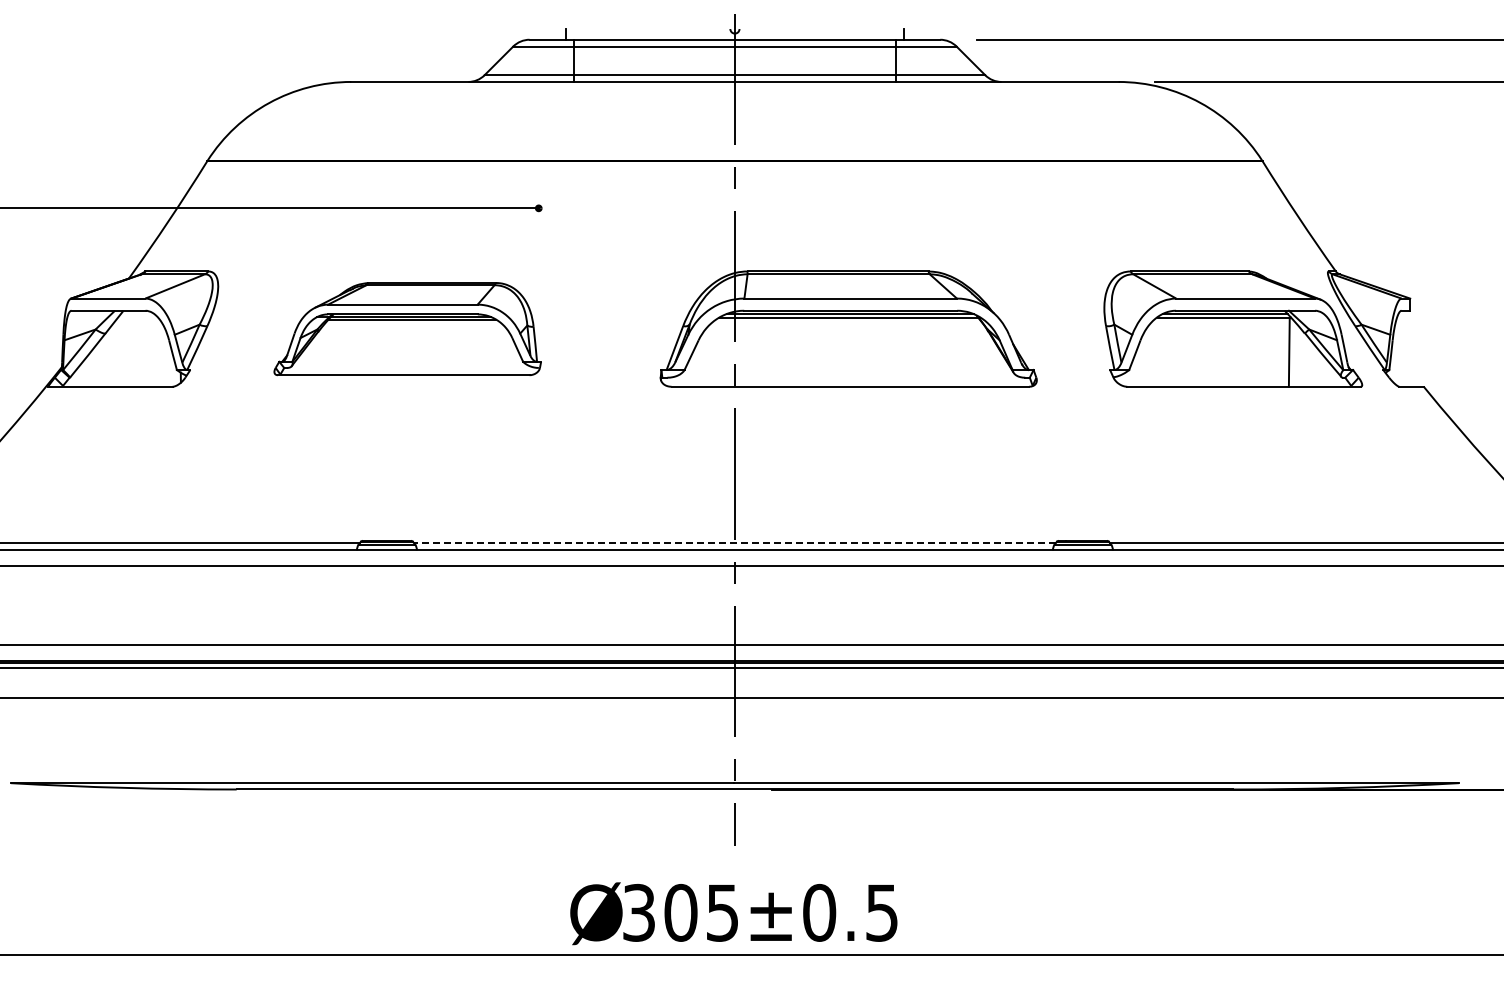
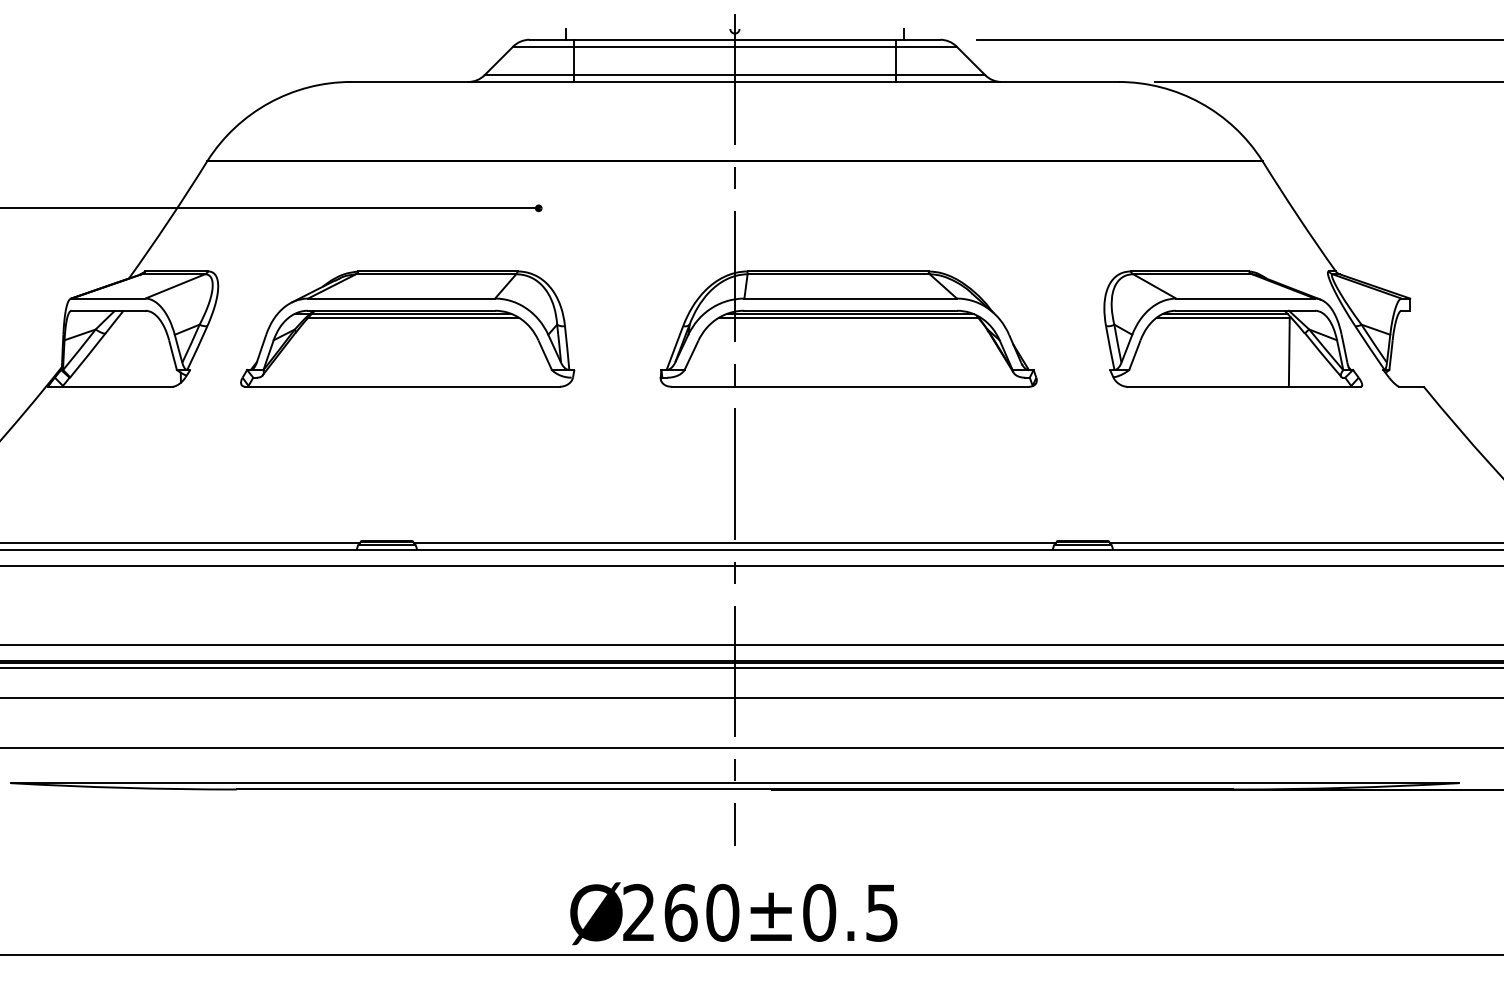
part size: 269x95 px -> 336x118 px (407, 328)
line: dashed -> solid (734, 543)
line: none -> present (751, 747)
text: 305±0.5 -> 260±0.5 (681, 912)
